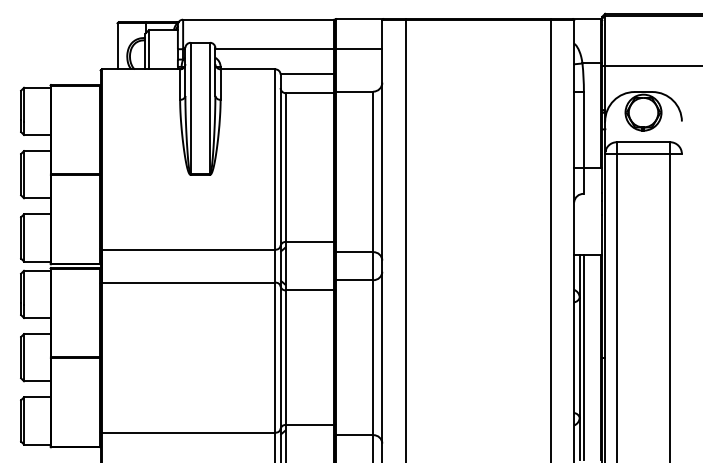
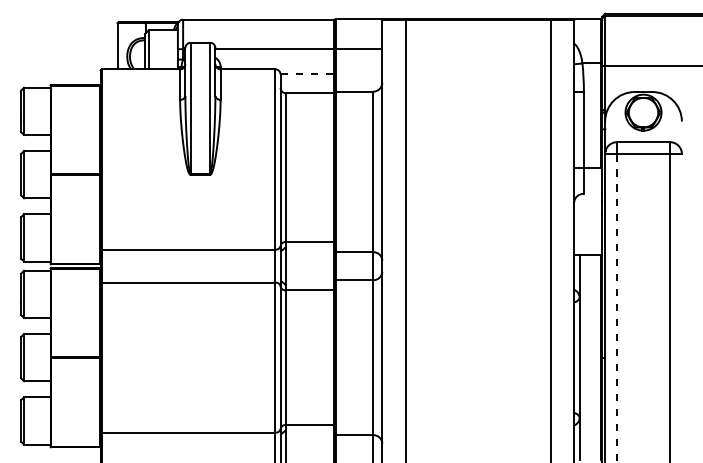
line: solid -> dashed (307, 74)
line: solid -> dashed (616, 308)
line: present -> none (584, 357)
